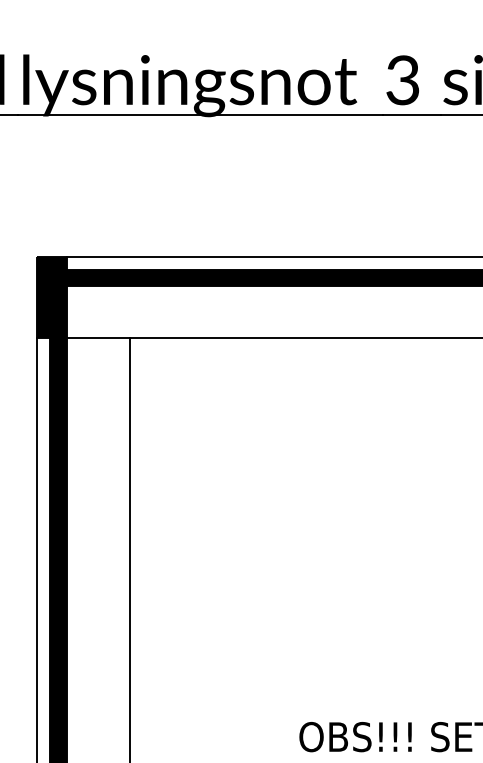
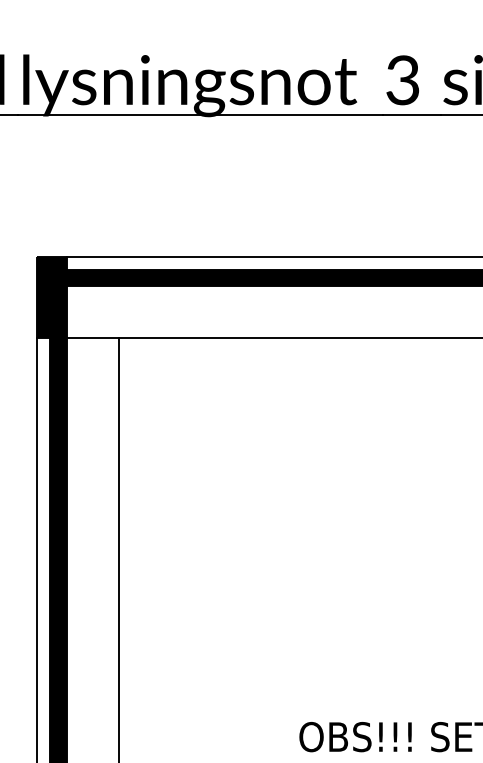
line position: (129, 548) -> (118, 548) (118, 548)
